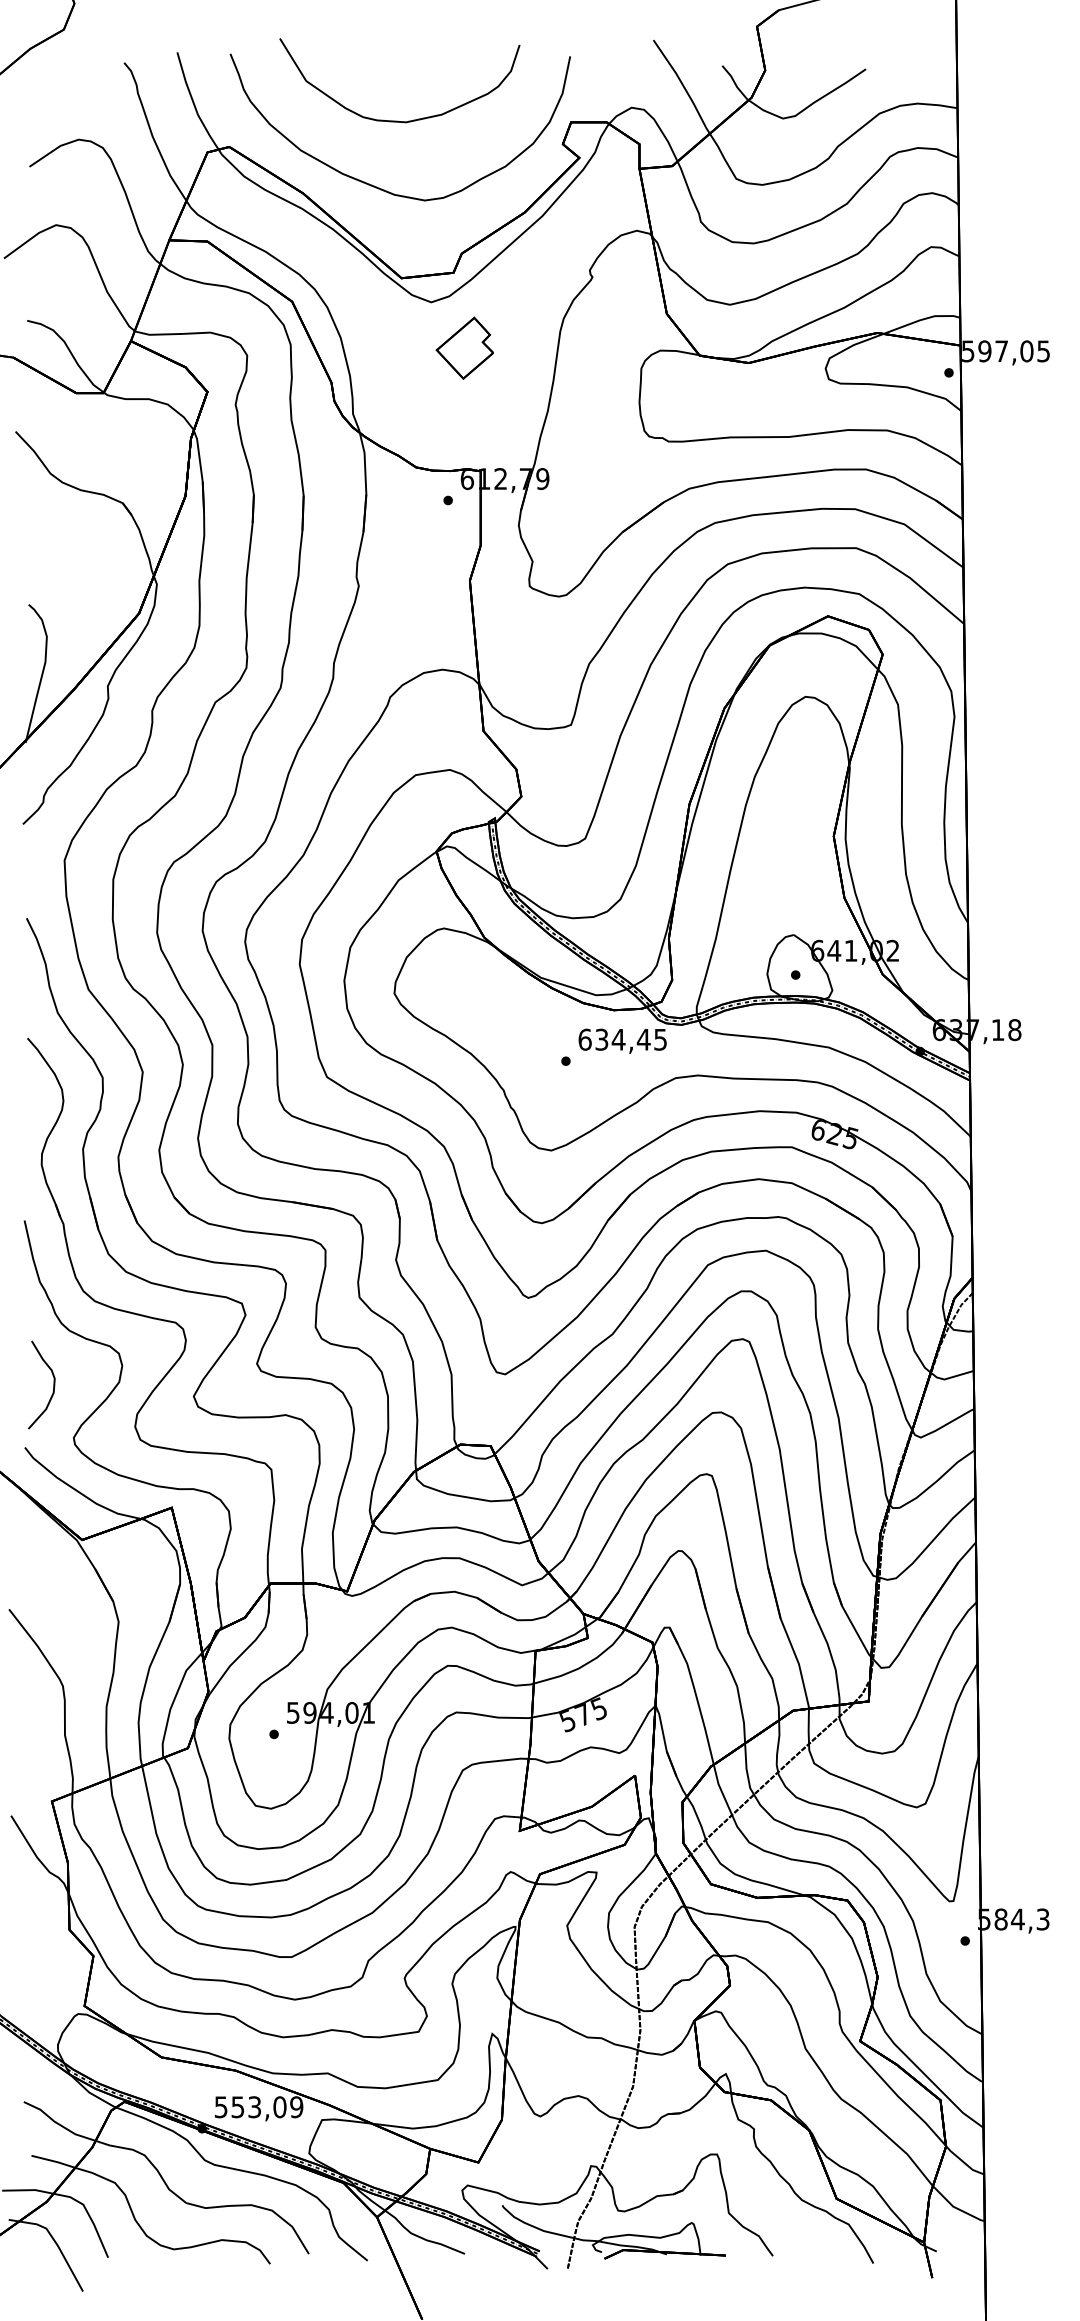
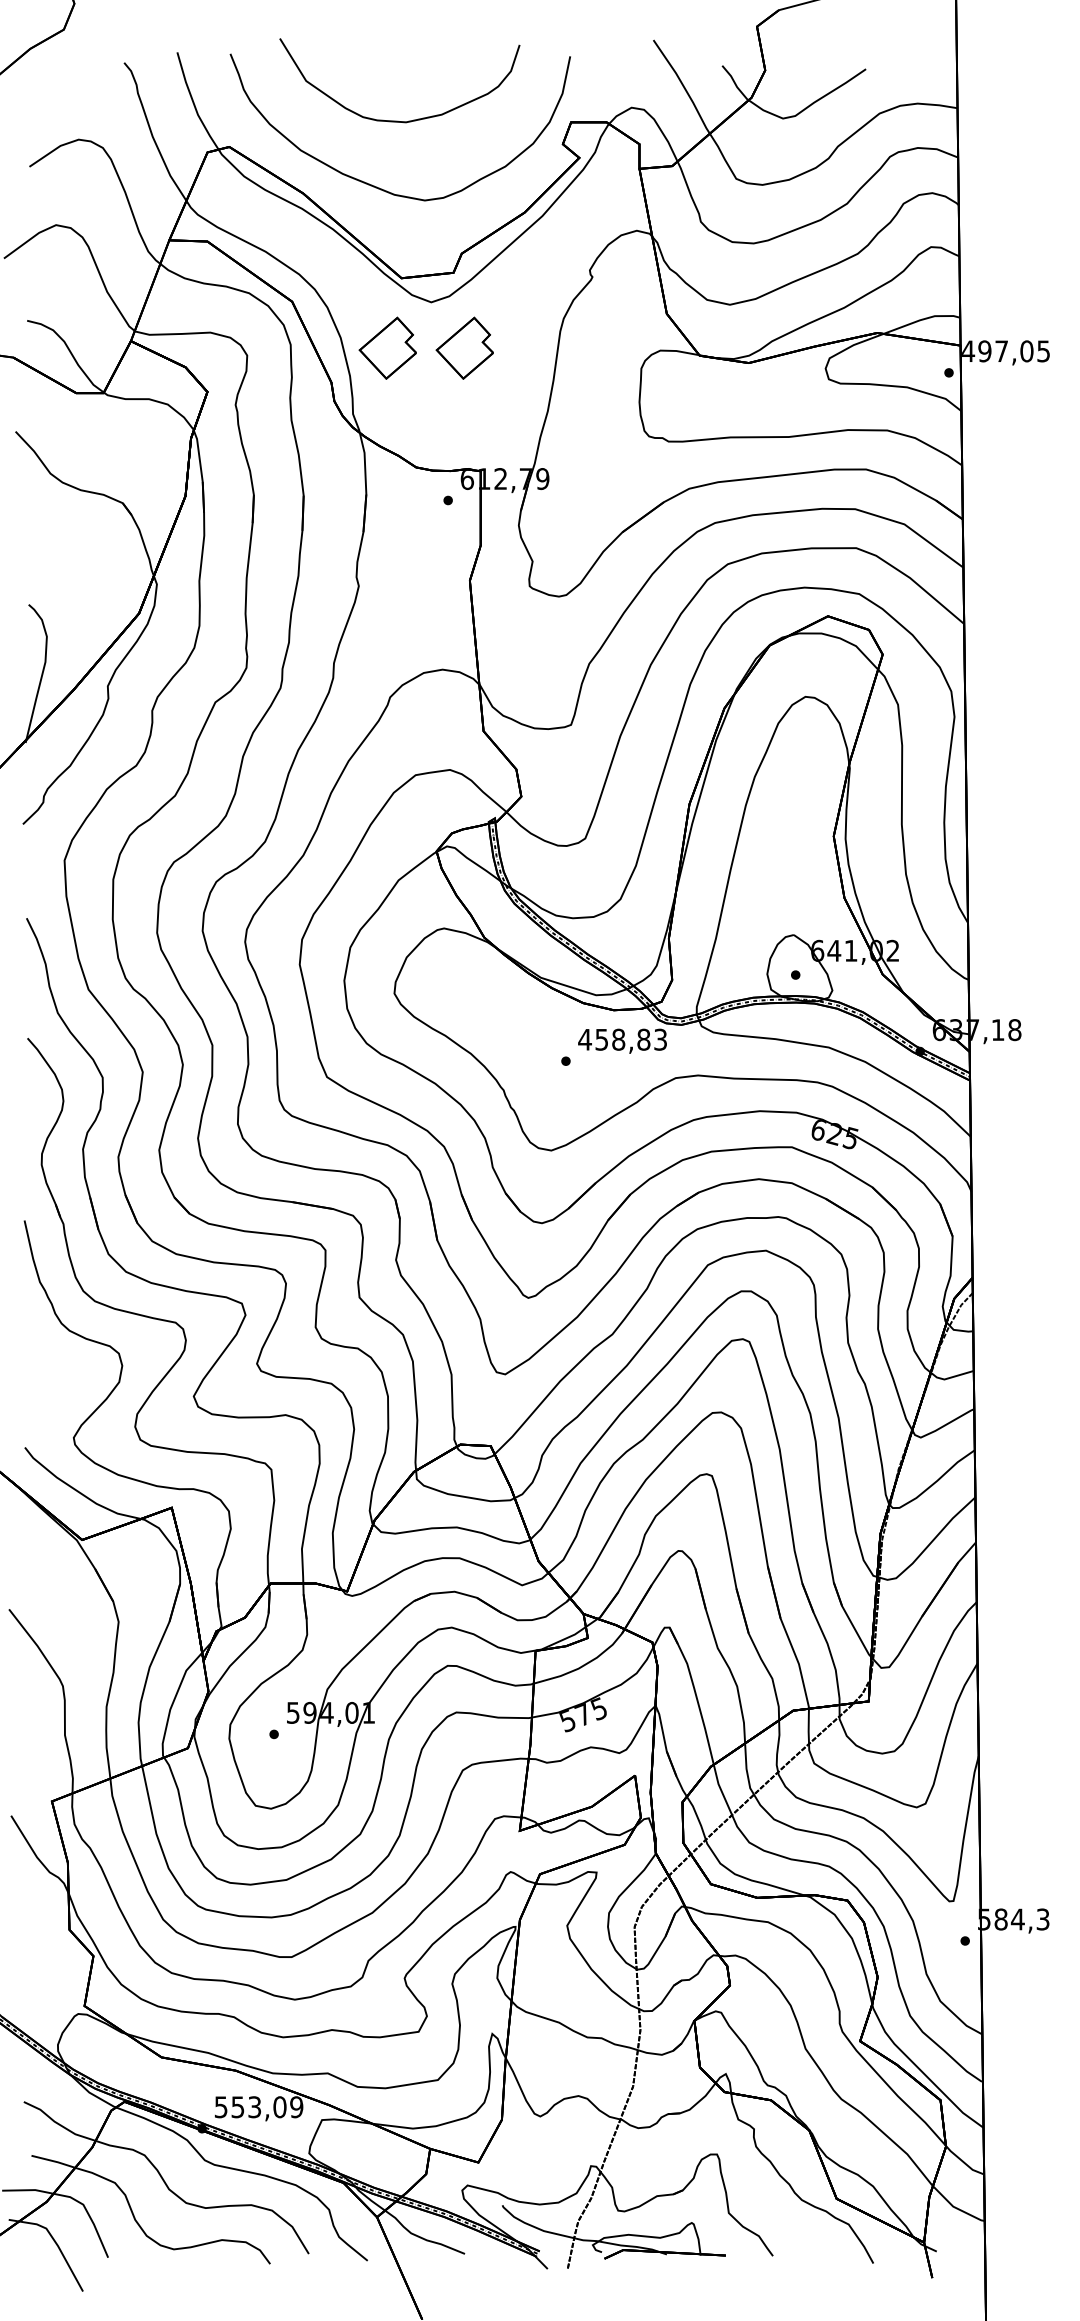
part: none -> present (387, 347)
text: 597,05 -> 497,05 (968, 351)
text: 634,45 -> 458,83 (622, 1039)
curve: present -> none (53, 1384)
